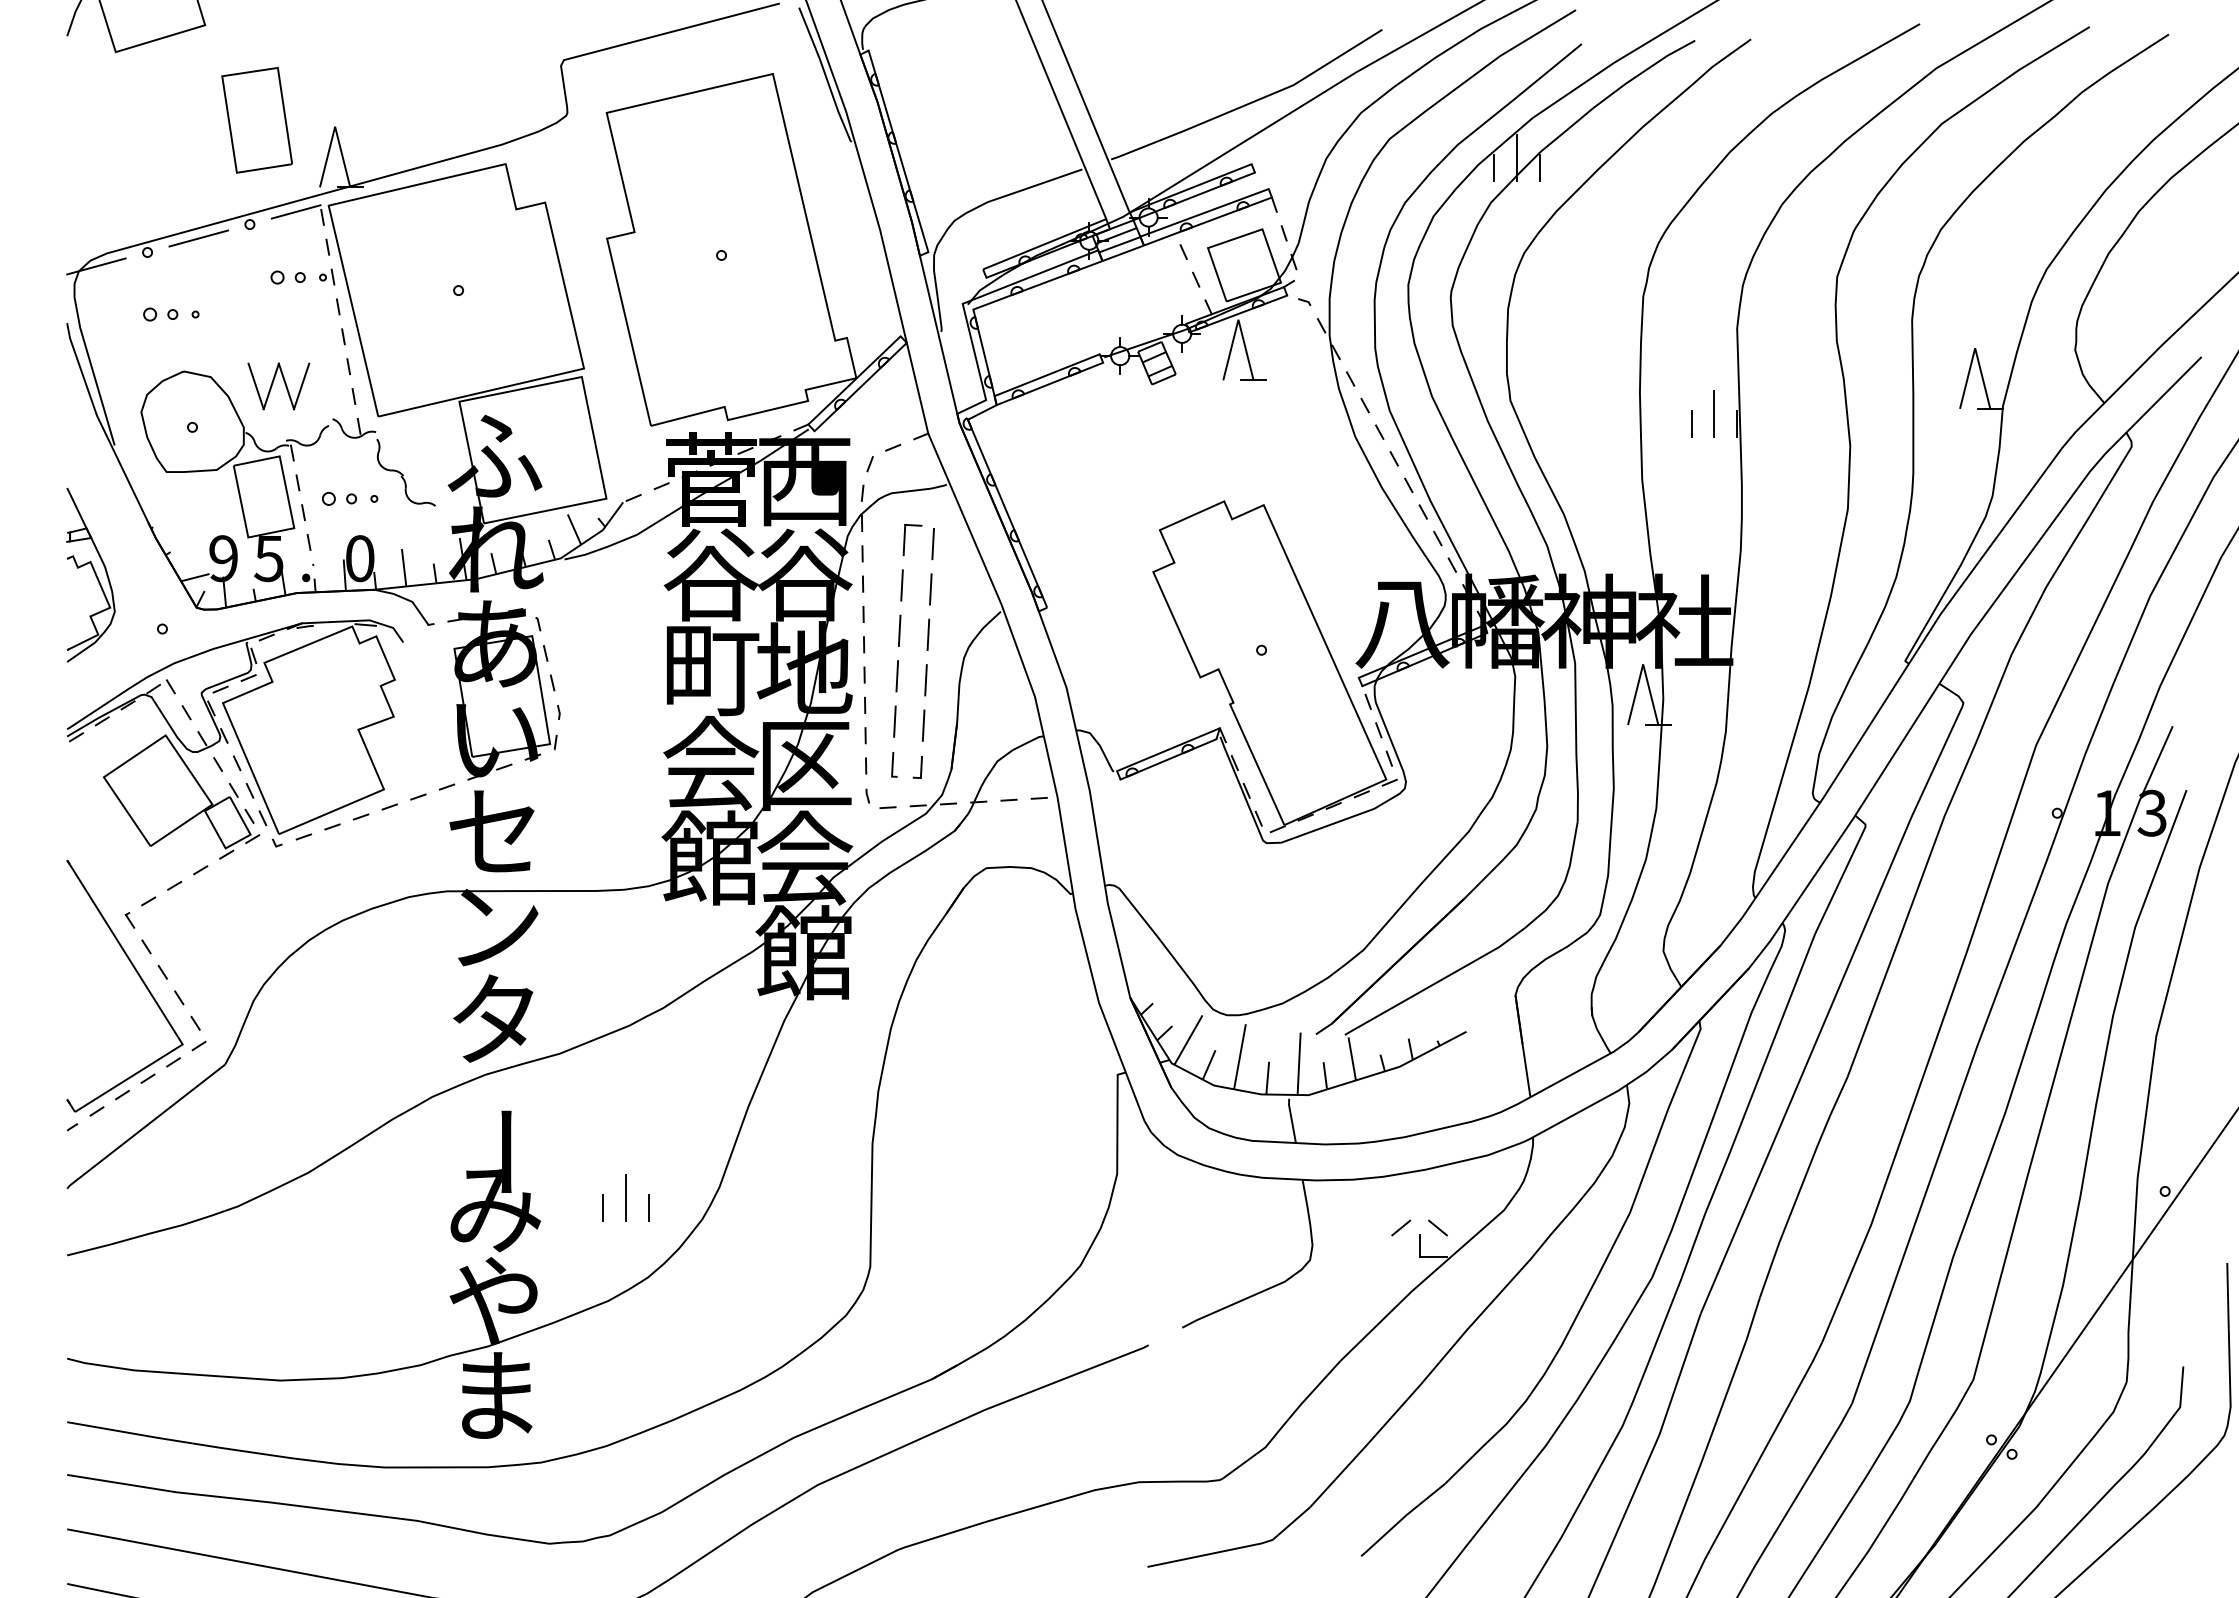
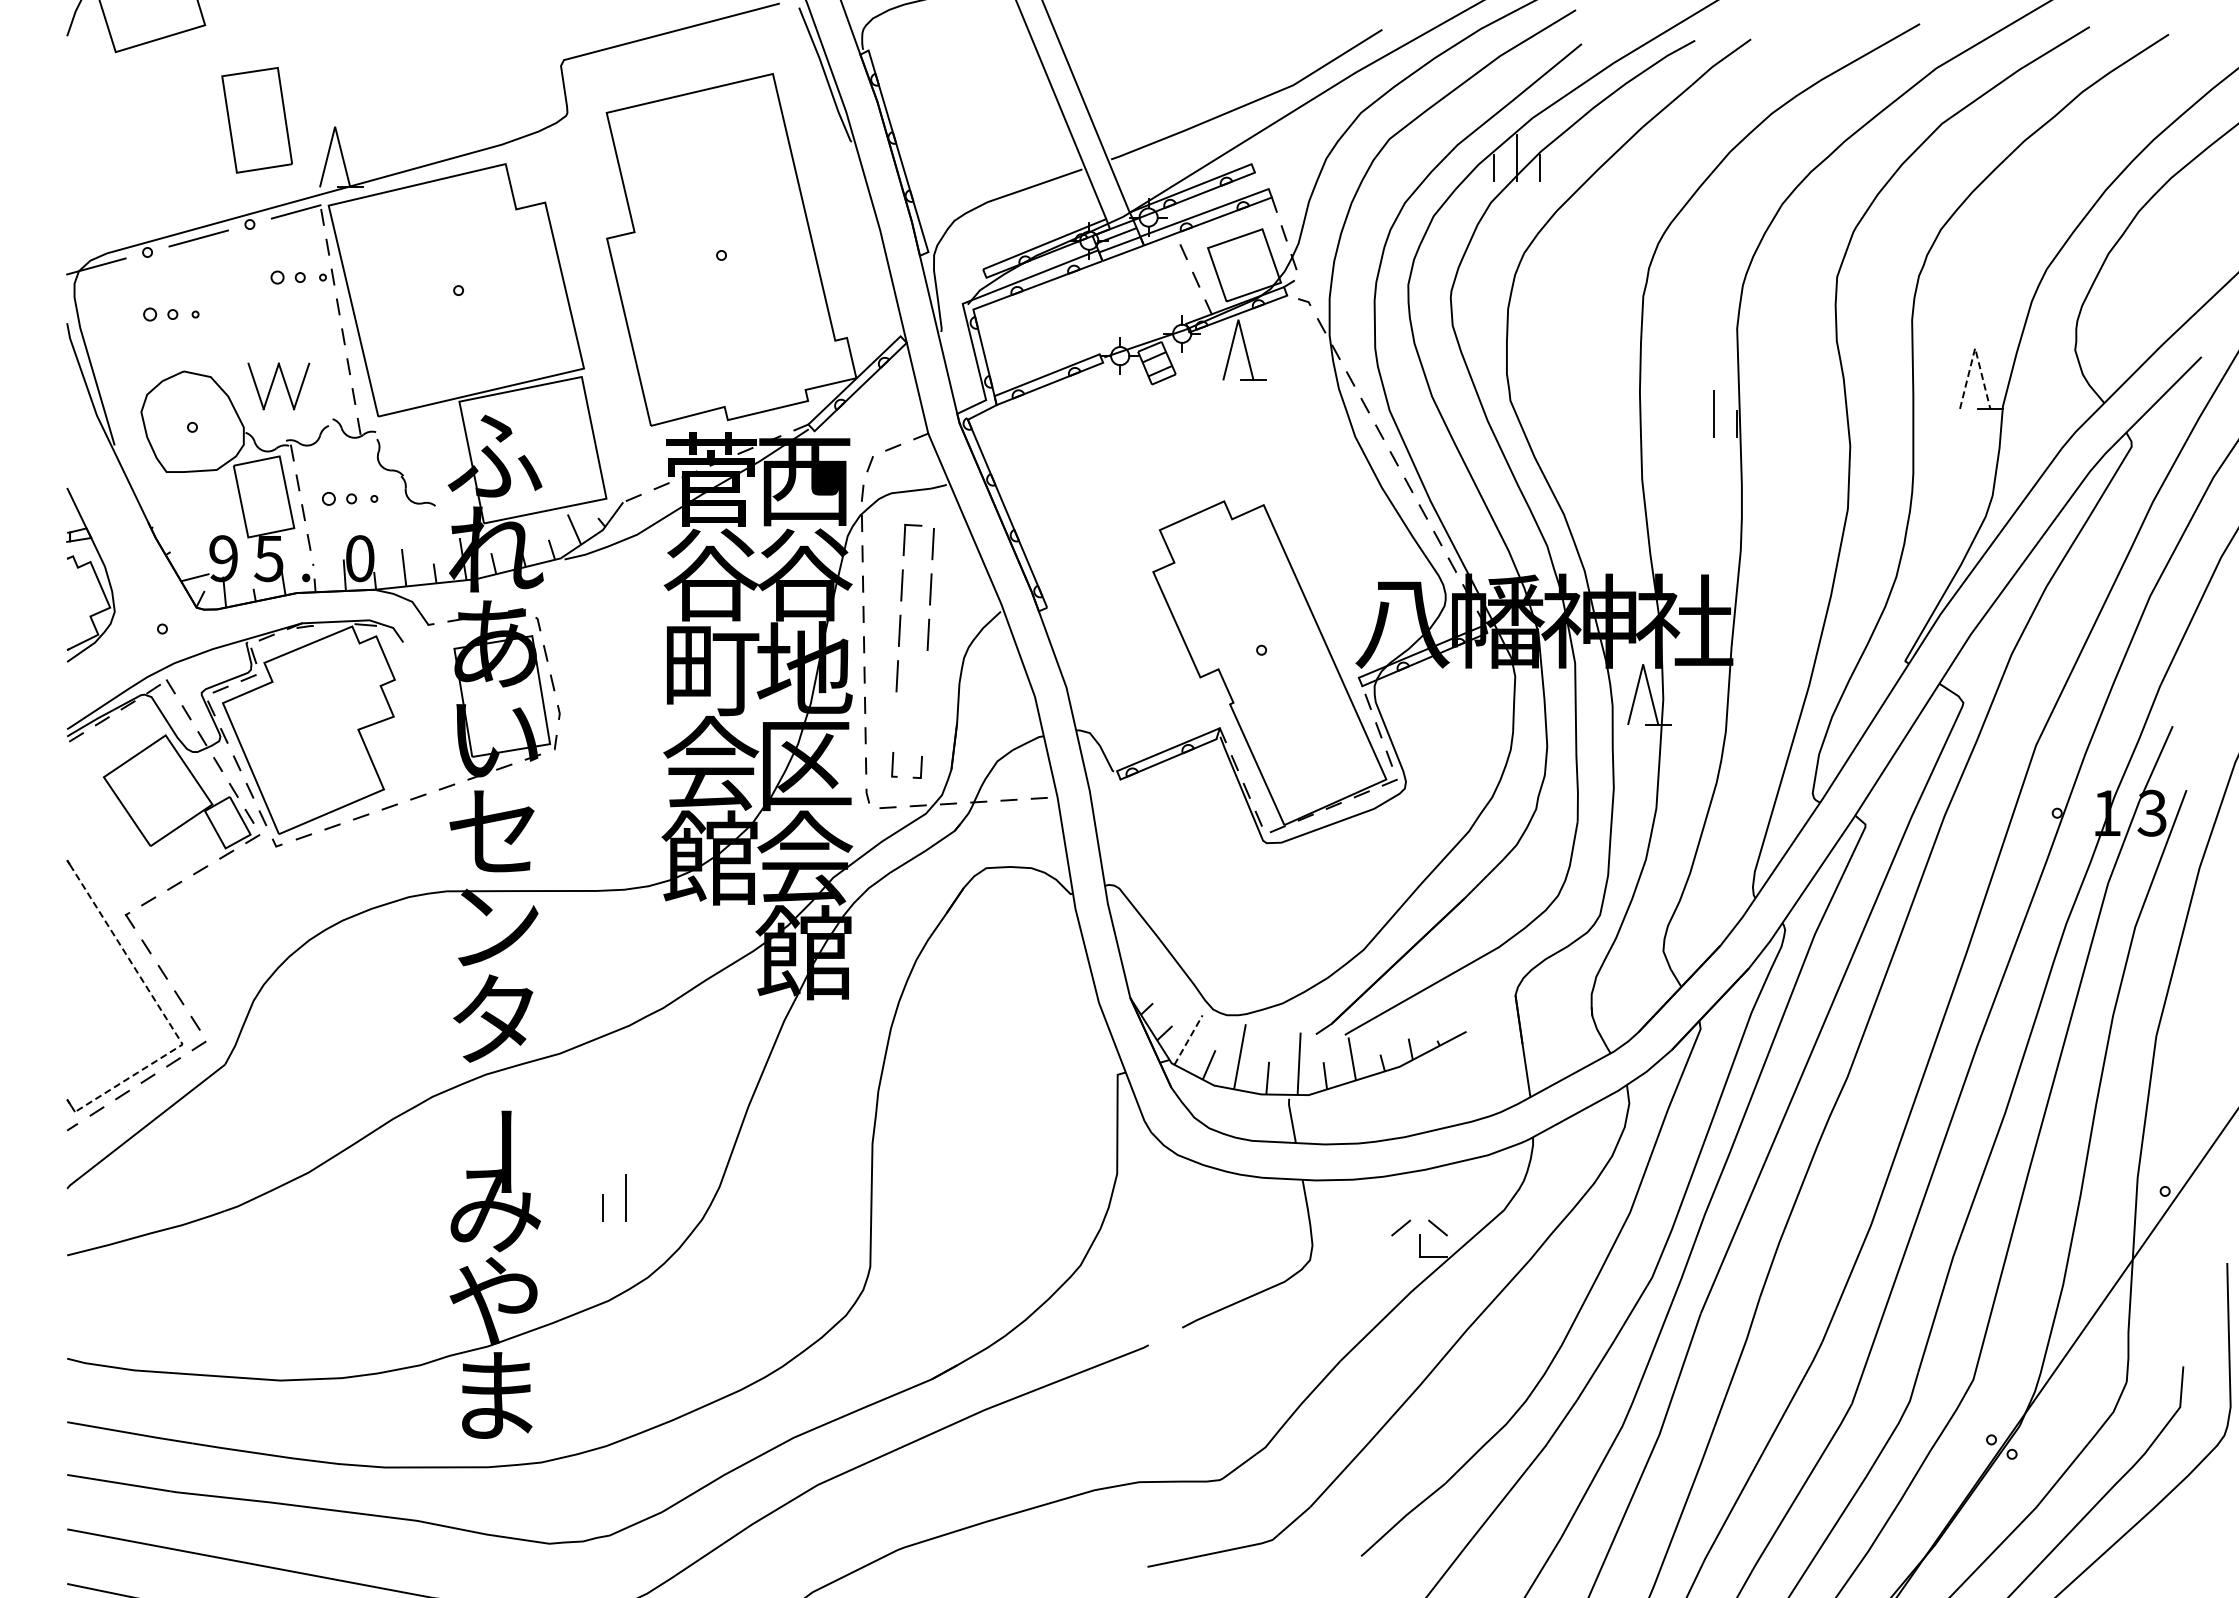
line: solid -> dashed (1975, 348)
line: present -> none (1691, 423)
line: present -> none (925, 680)
line: present -> none (894, 721)
line: present -> none (923, 725)
line: solid -> dashed (160, 1009)
line: solid -> dashed (1188, 1039)
line: present -> none (648, 1207)
